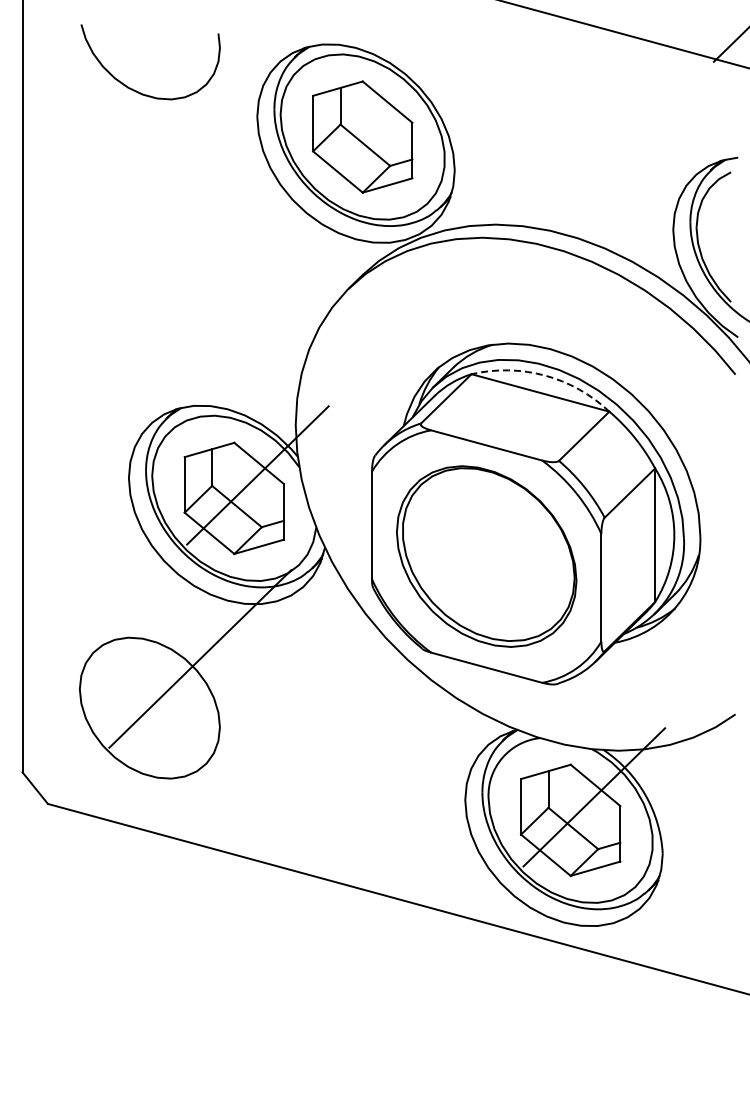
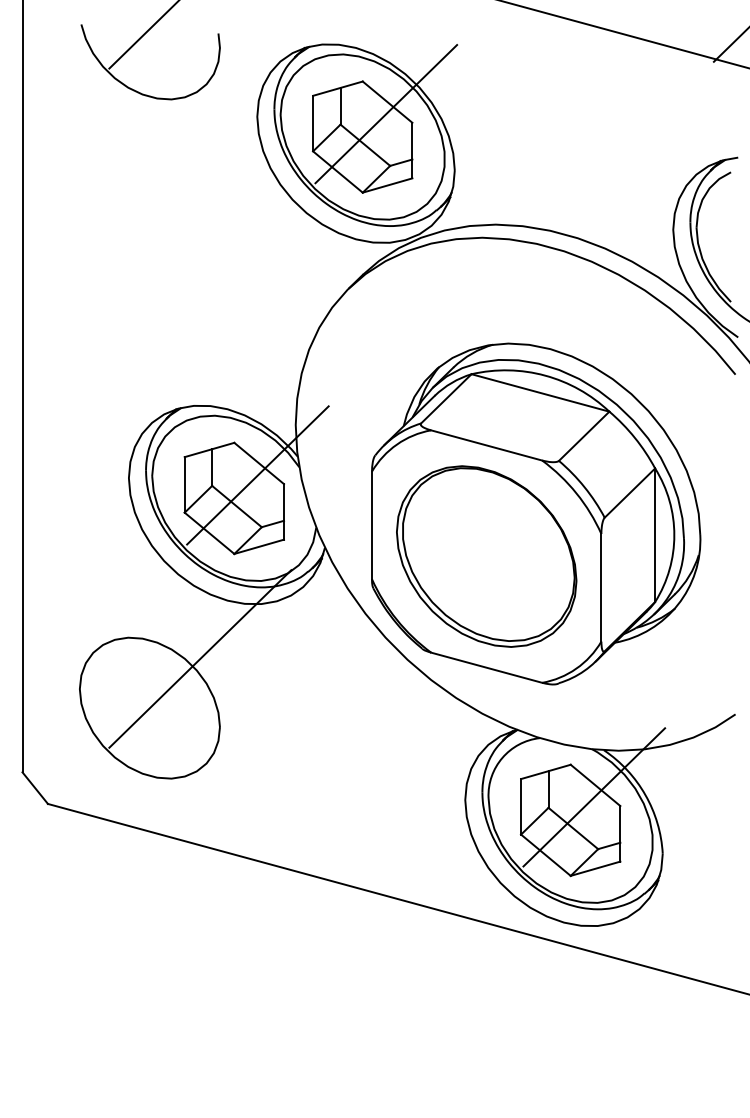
line: none -> present (142, 35)
line: none -> present (385, 113)
arc: dashed -> solid (545, 375)
